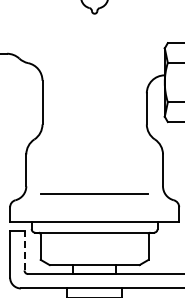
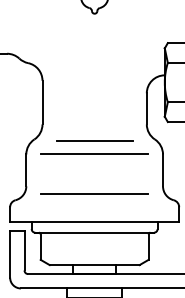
line: none -> present (94, 140)
line: none -> present (94, 154)
line: dashed -> solid (24, 250)
